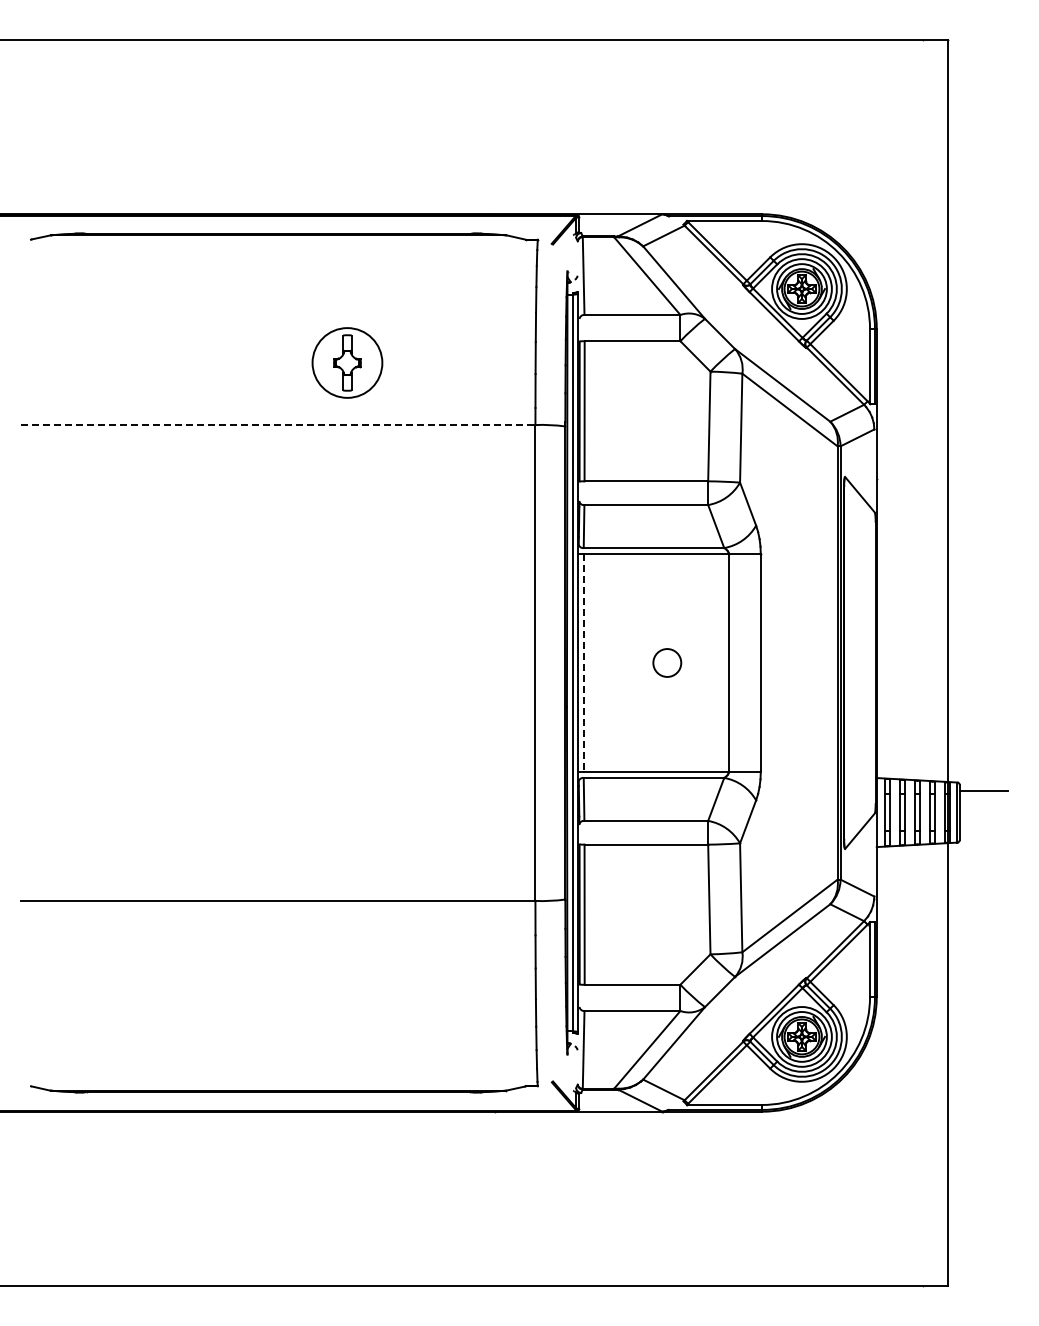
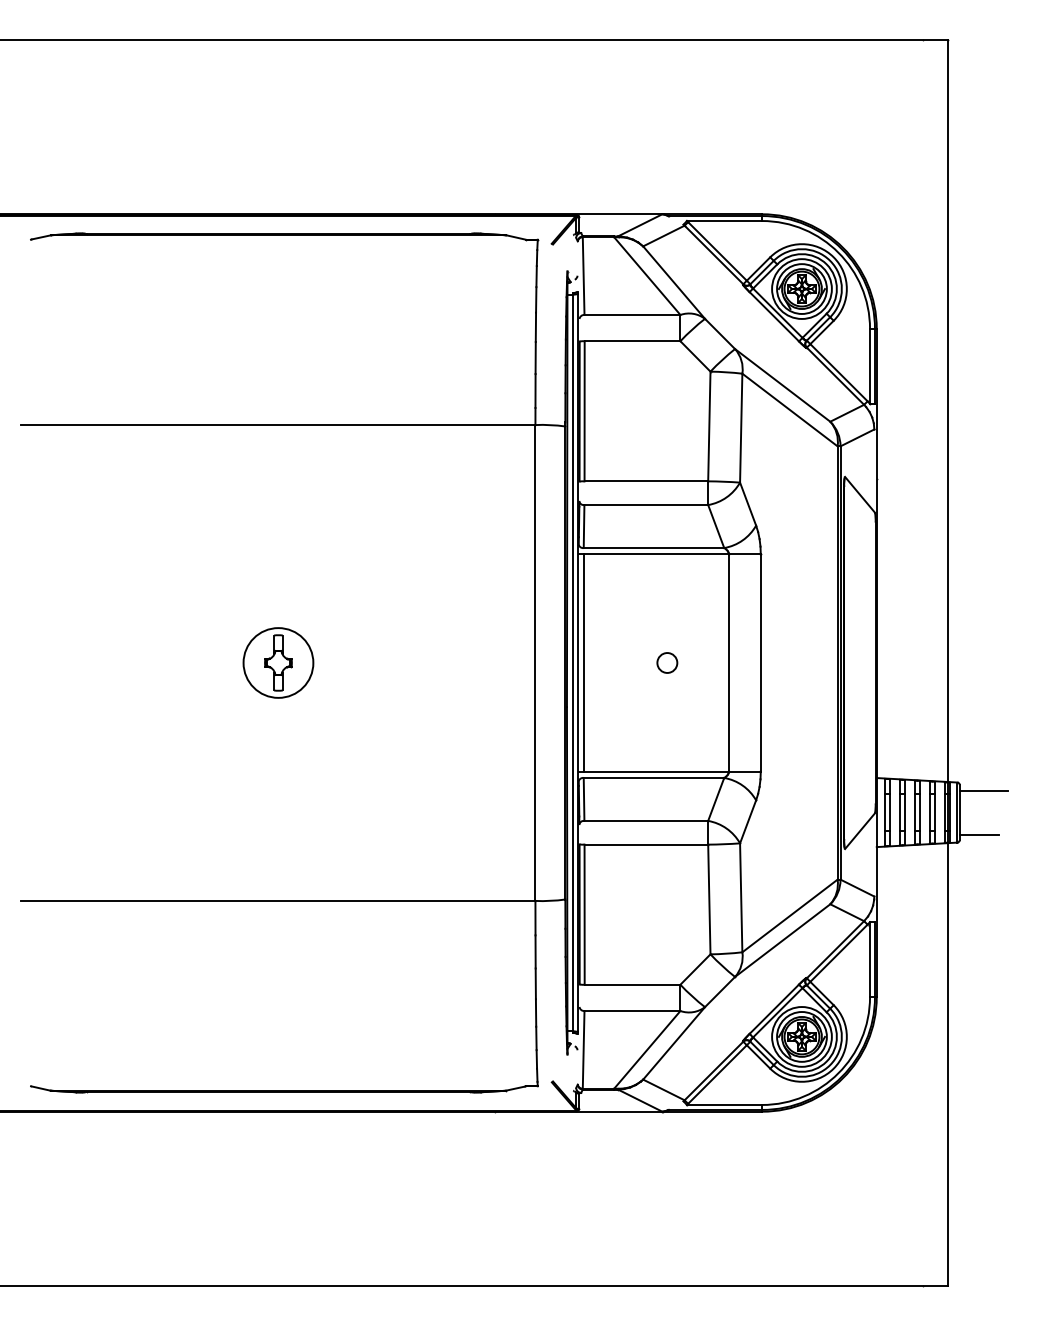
part position: (347, 362) -> (278, 662) (278, 662)
line: dashed -> solid (278, 425)
circle size: 31x30 px -> 23x22 px (667, 662)
line: dashed -> solid (583, 663)
line: none -> present (978, 834)
